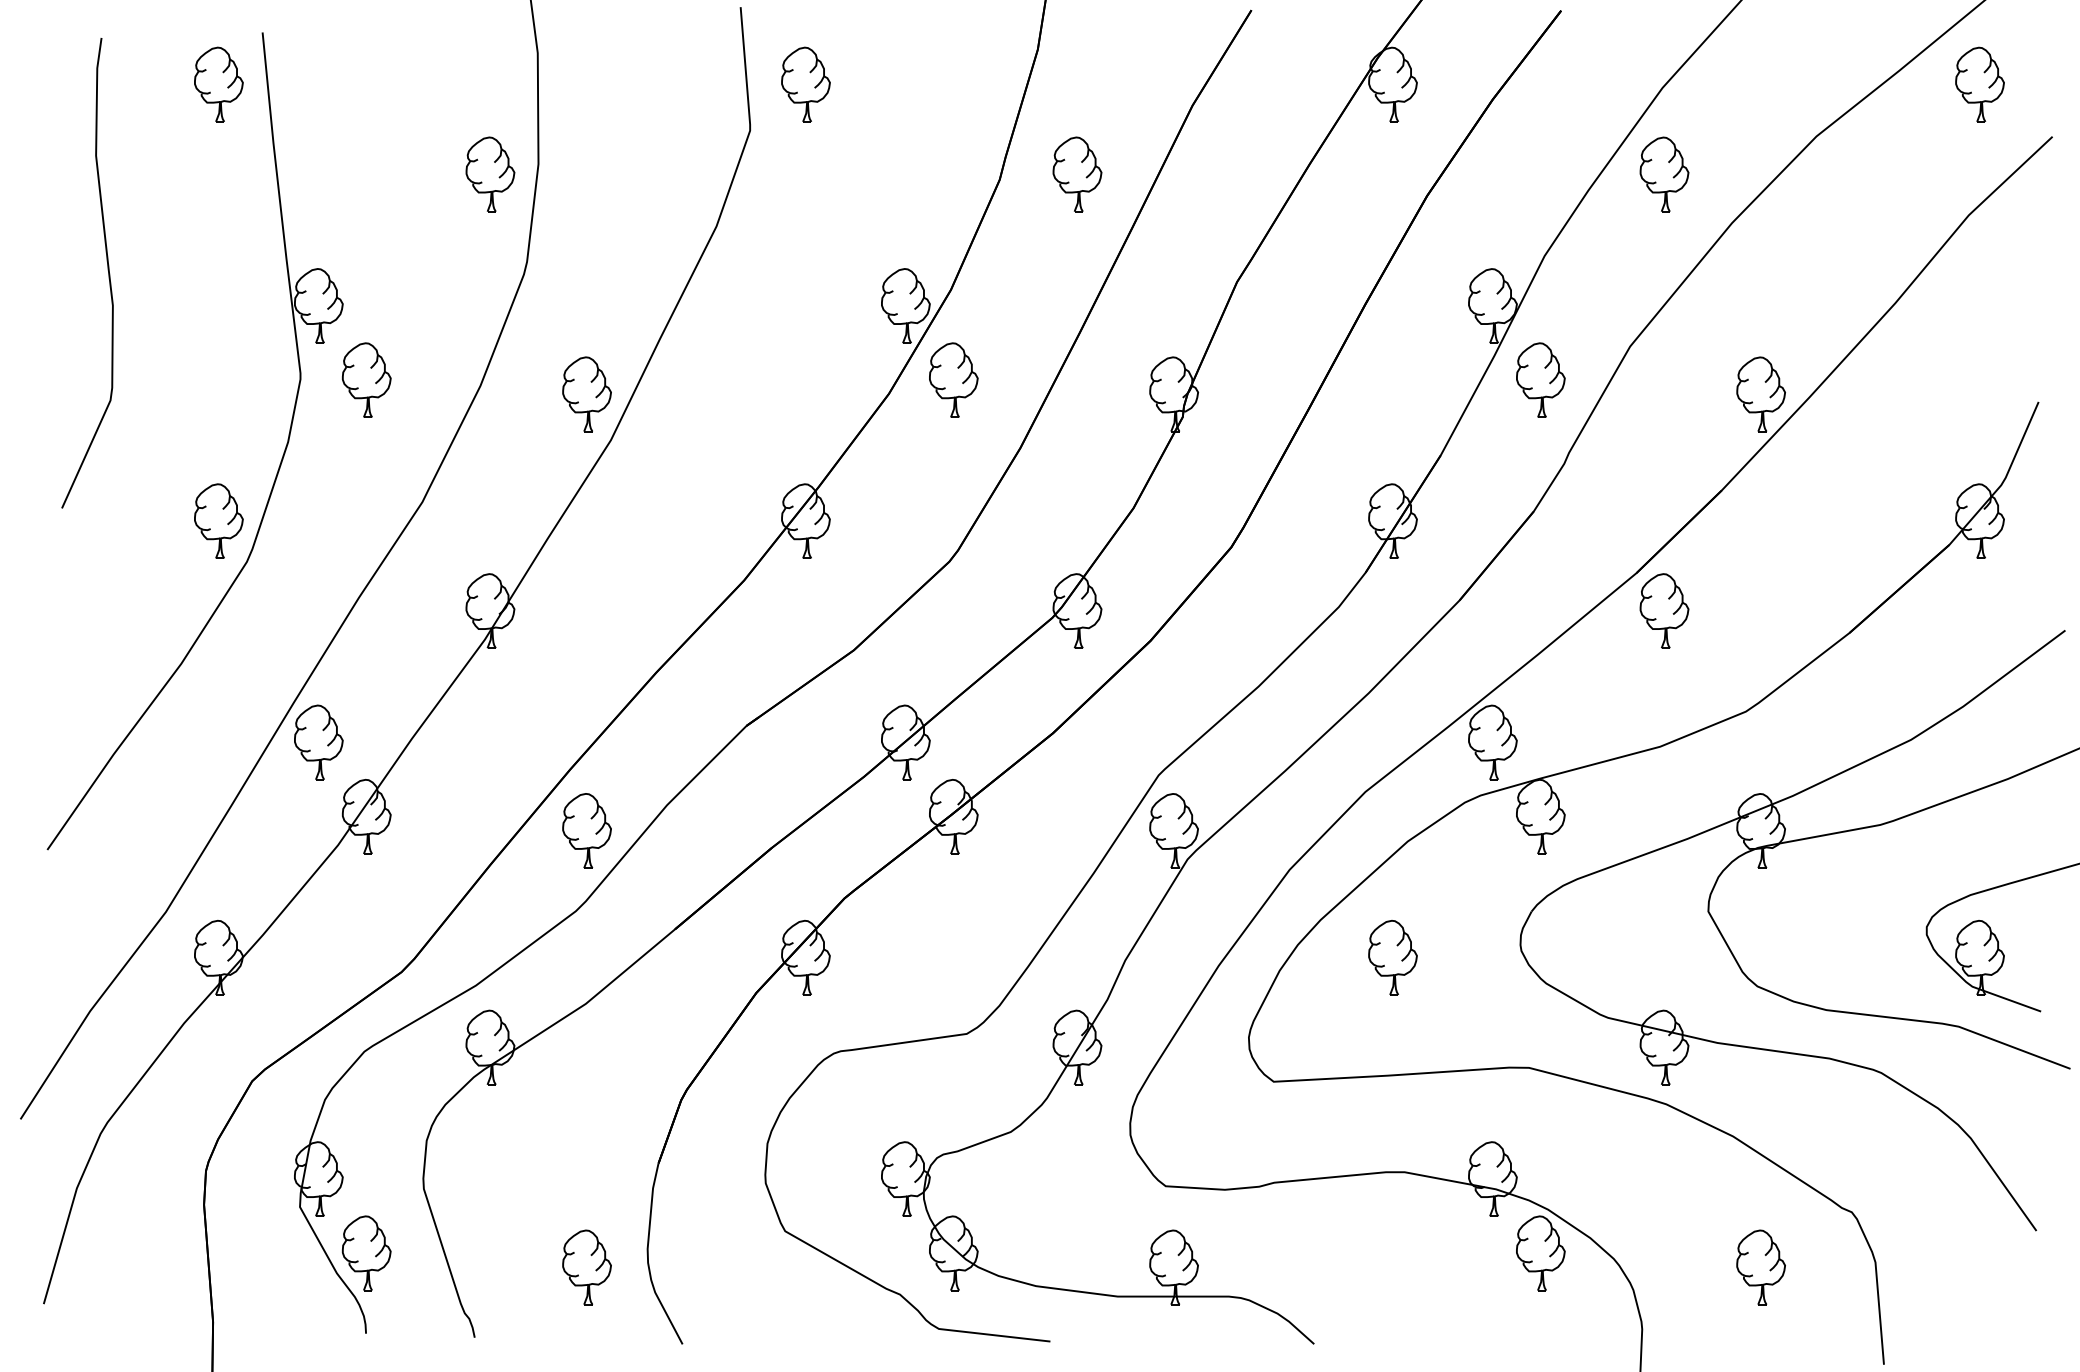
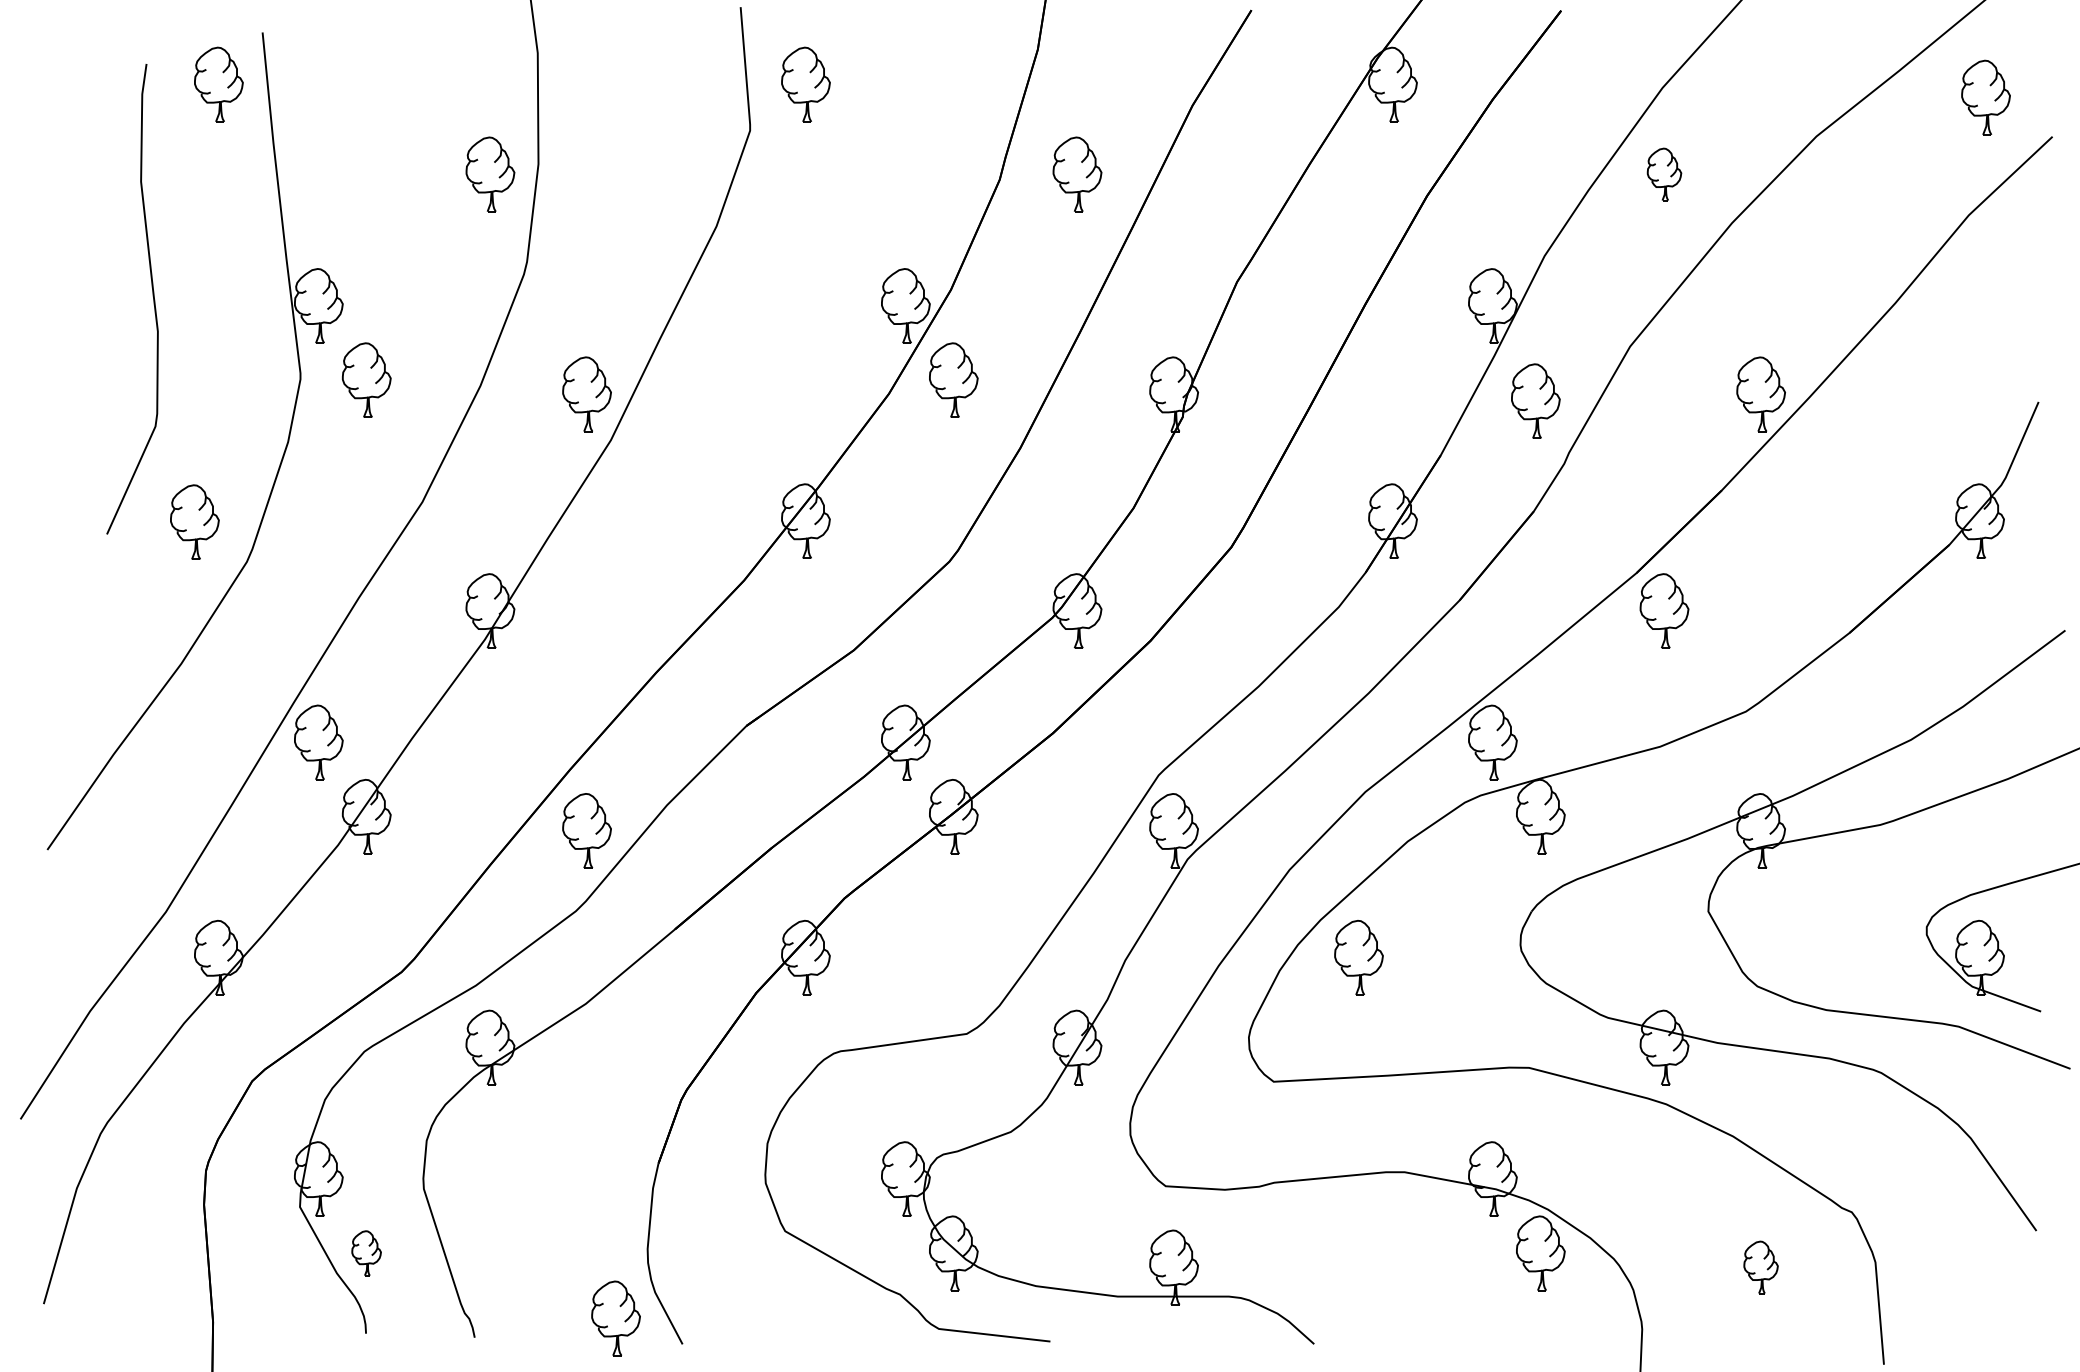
part position: (1979, 84) -> (1985, 97) (1985, 97)
part size: 51x77 px -> 37x55 px (1664, 174)
curve position: (107, 270) -> (152, 296) (152, 296)
part position: (1540, 379) -> (1535, 400) (1535, 400)
part position: (218, 520) -> (194, 521) (194, 521)
part position: (1392, 957) -> (1358, 957) (1358, 957)
part size: 51x77 px -> 31x47 px (366, 1253)
part position: (586, 1267) -> (615, 1318) (615, 1318)
part size: 50x77 px -> 36x55 px (1760, 1267)
